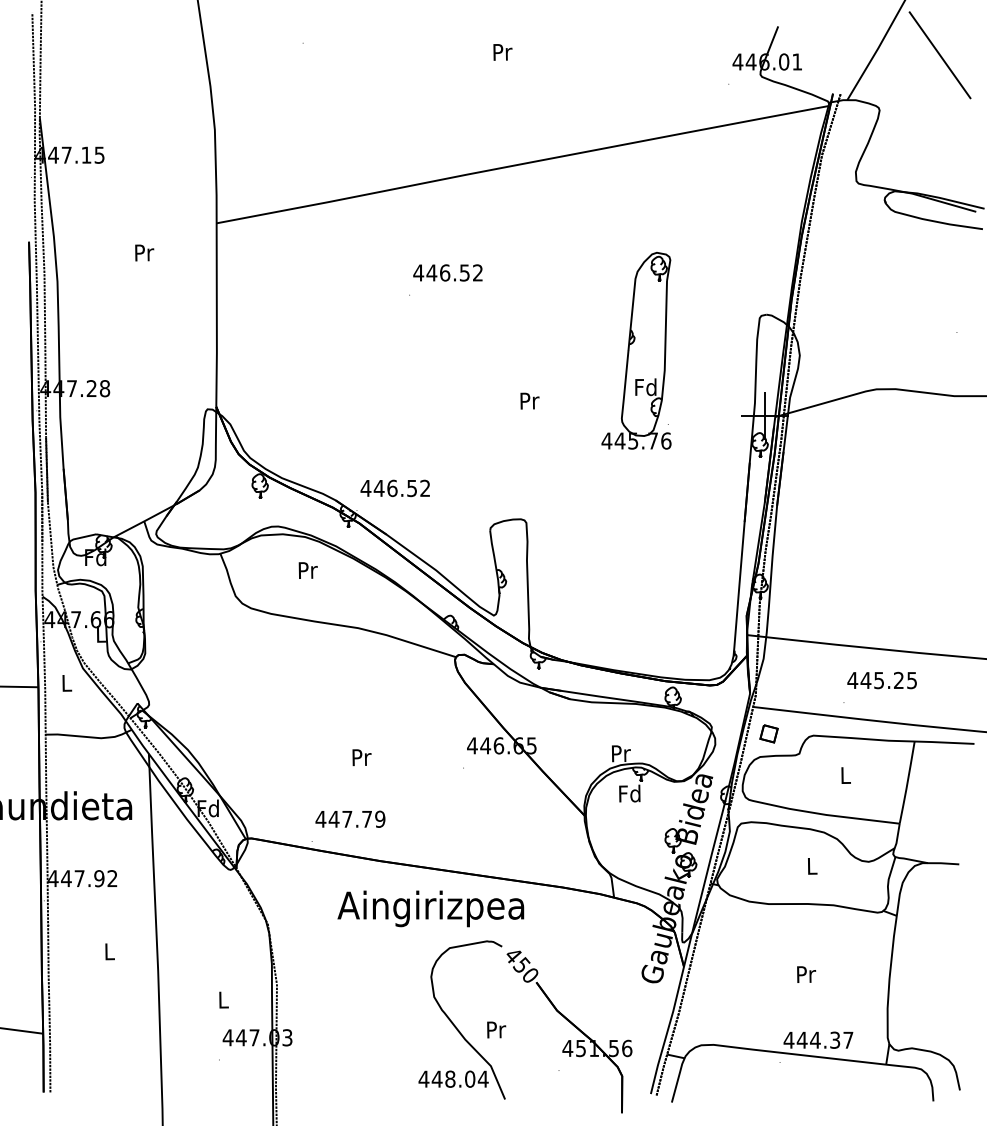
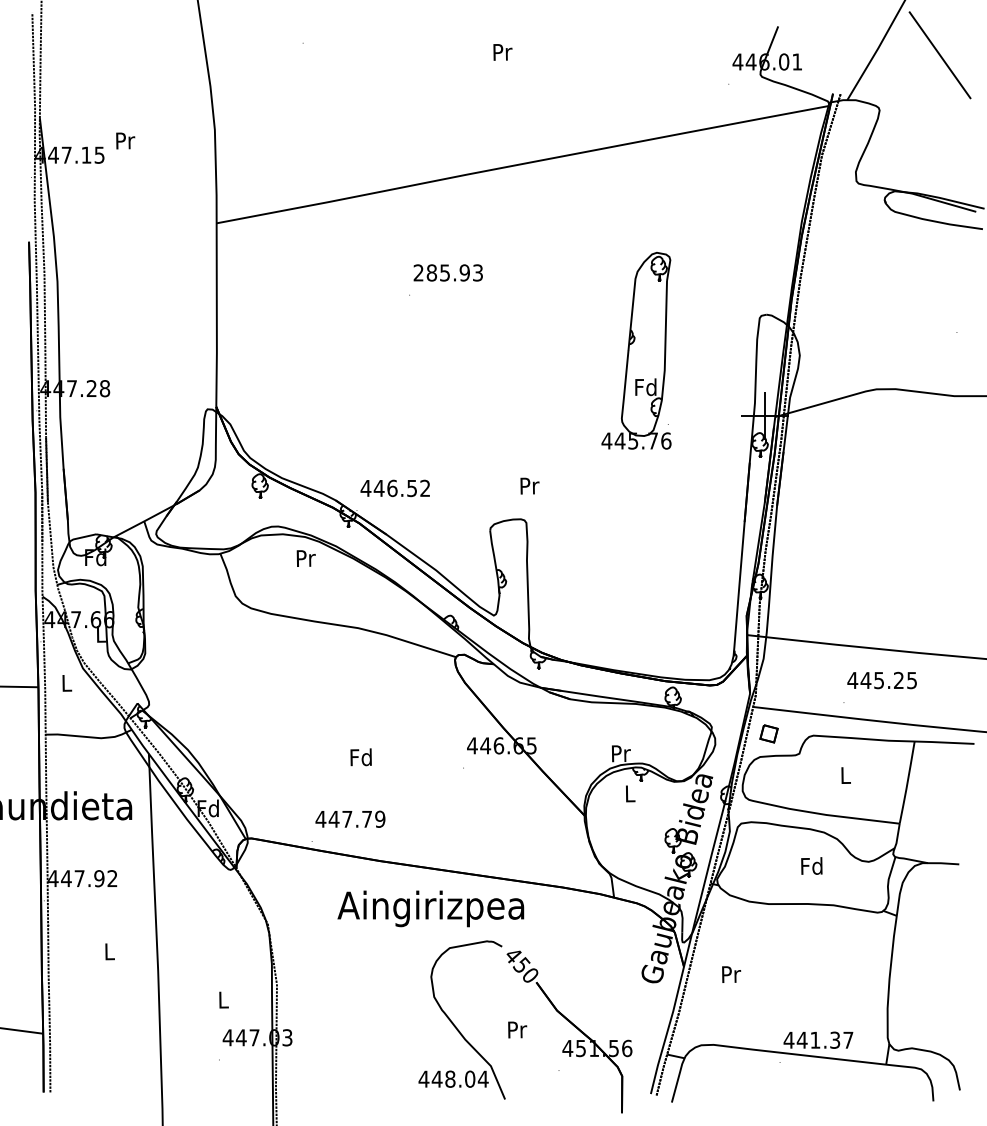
text position: (144, 252) -> (125, 140) (125, 140)
text: 446.52 -> 285.93 (447, 272)
text position: (529, 400) -> (529, 485) (529, 485)
text position: (307, 570) -> (305, 558) (305, 558)
text: Pr -> Fd (360, 757)
text: Fd -> L (629, 793)
text: L -> Fd (811, 865)
text position: (806, 974) -> (731, 974) (731, 974)
text position: (496, 1029) -> (517, 1029) (517, 1029)
text: 444.37 -> 441.37 (815, 1039)
